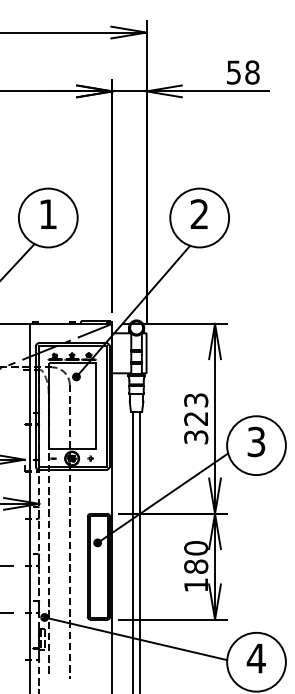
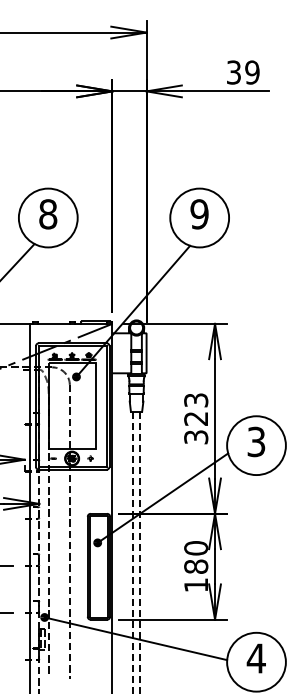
text: 58 -> 39 (243, 72)
text: 1 -> 8 (48, 214)
text: 2 -> 9 (199, 214)
line: solid -> dashed (133, 552)
line: solid -> dashed (140, 552)
